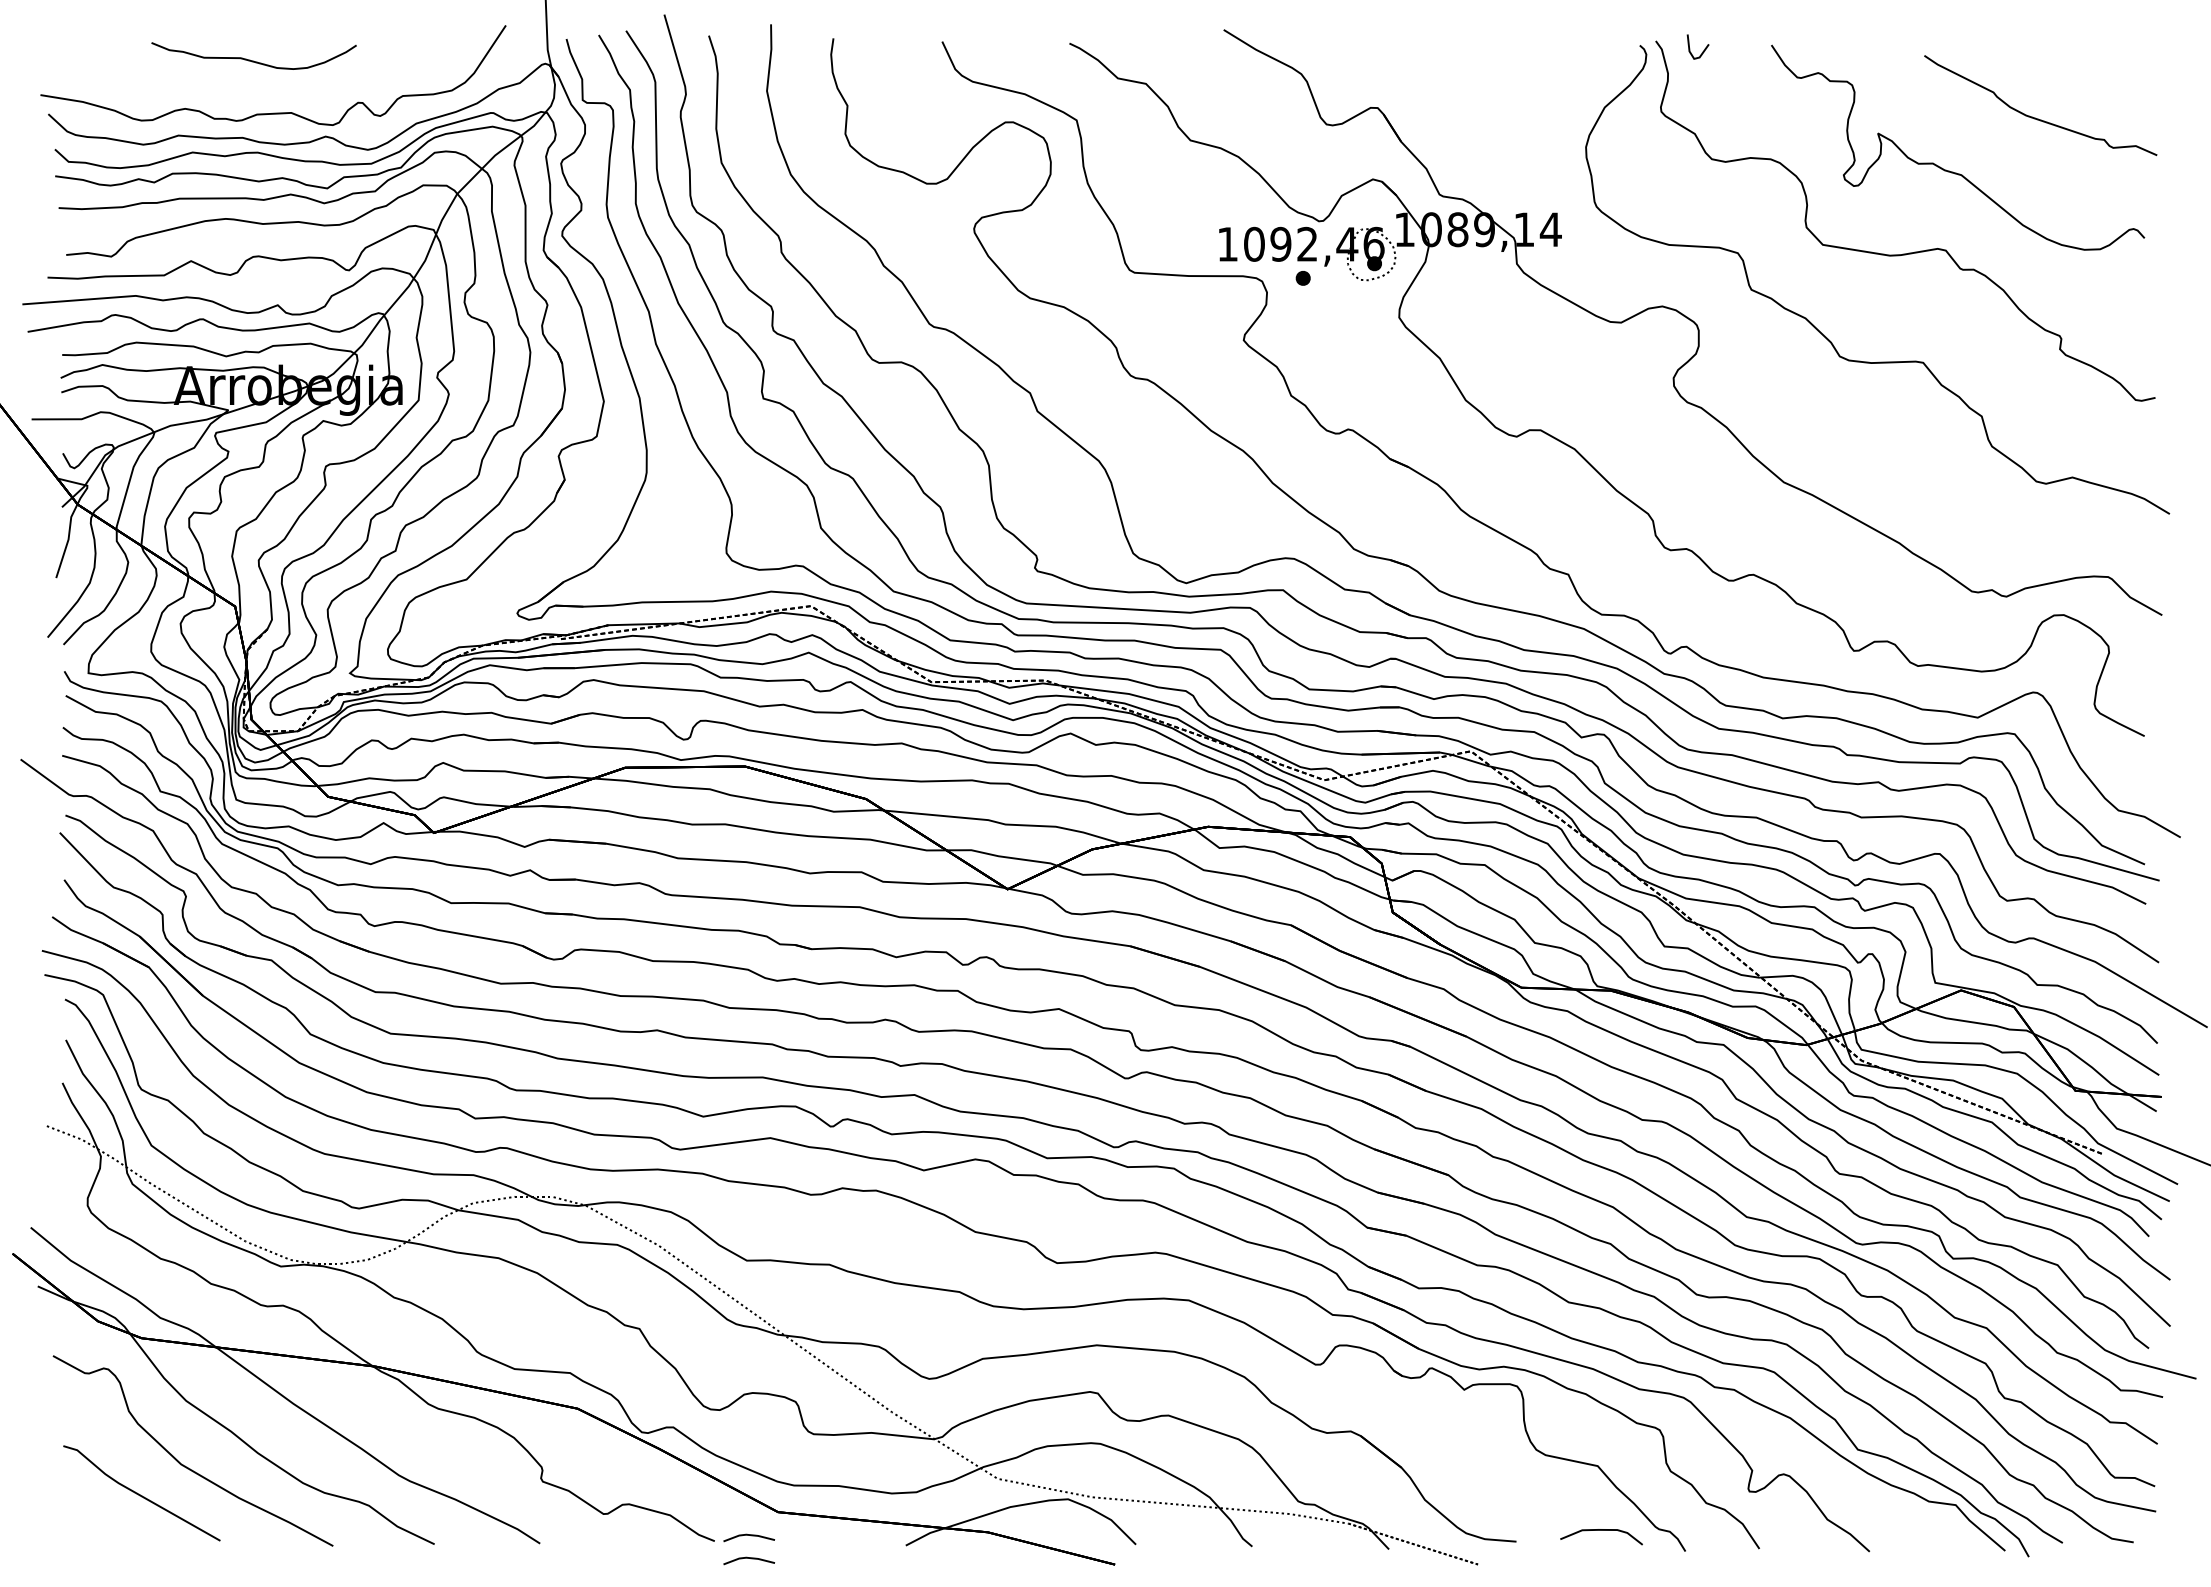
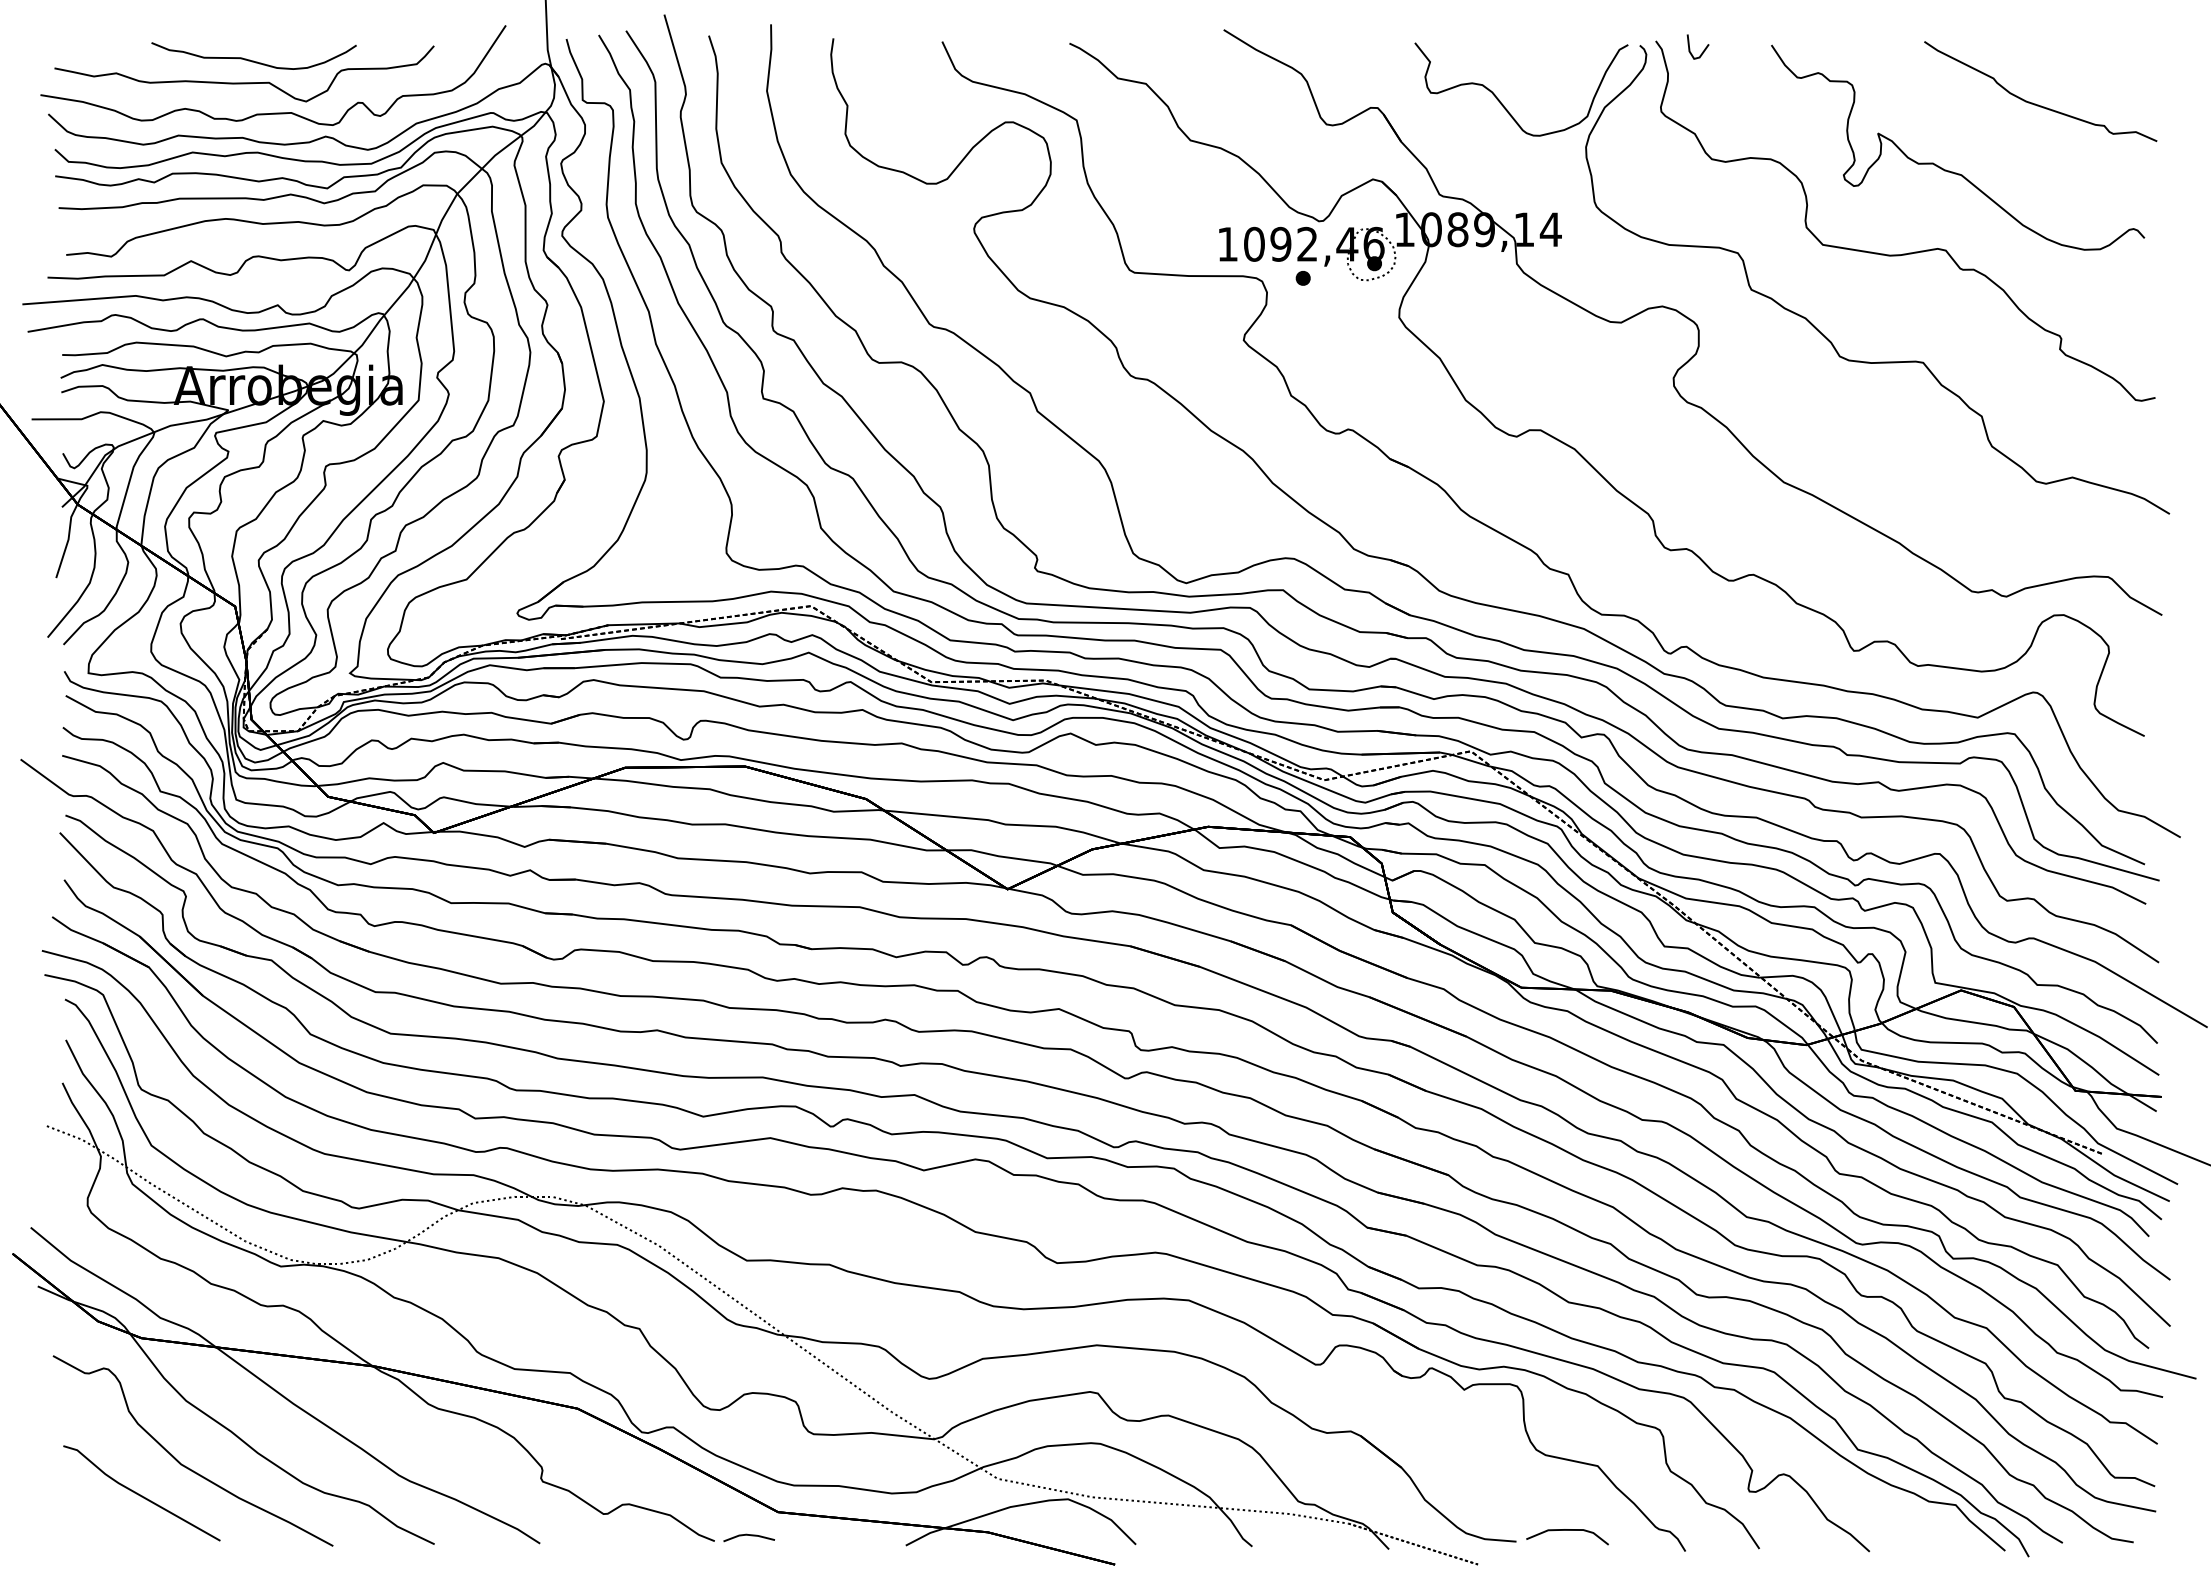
curve: none -> present (244, 82)
curve: none -> present (1504, 105)
curve position: (2035, 117) -> (2035, 103) (2035, 103)
curve position: (1601, 1530) -> (1567, 1530) (1567, 1530)
line: present -> none (748, 1558)
